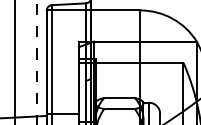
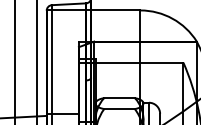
line: dashed -> solid (36, 62)
